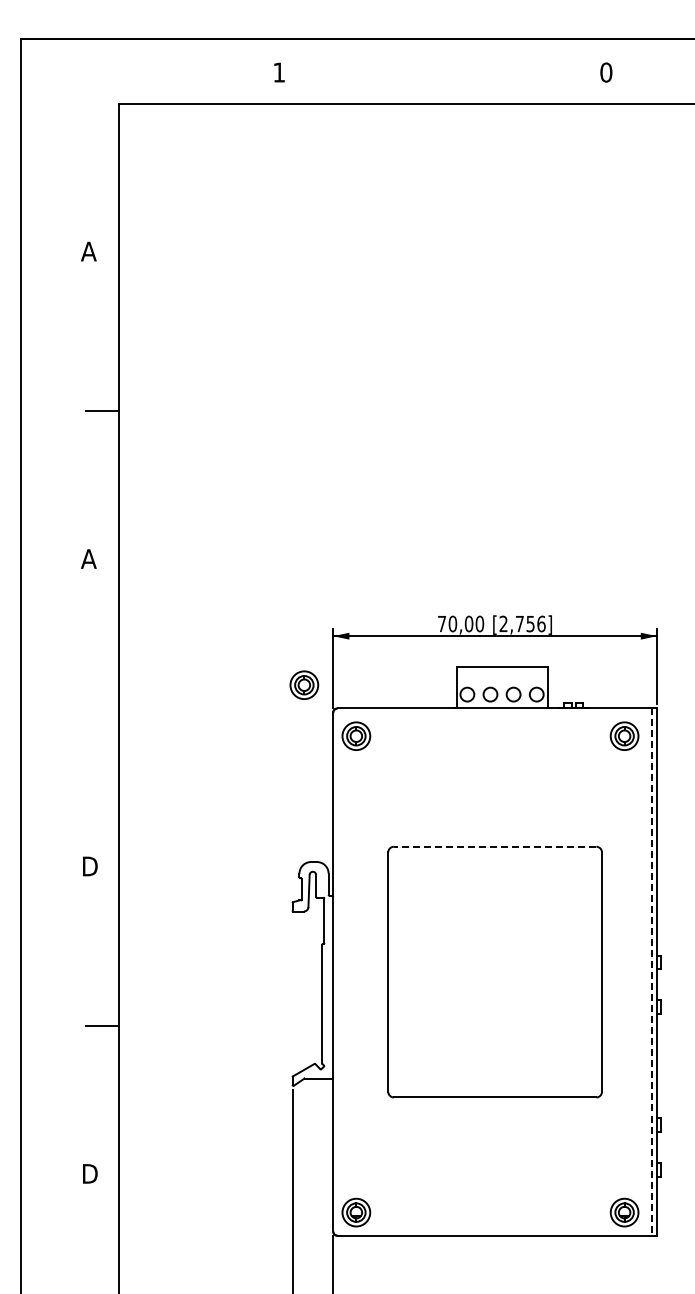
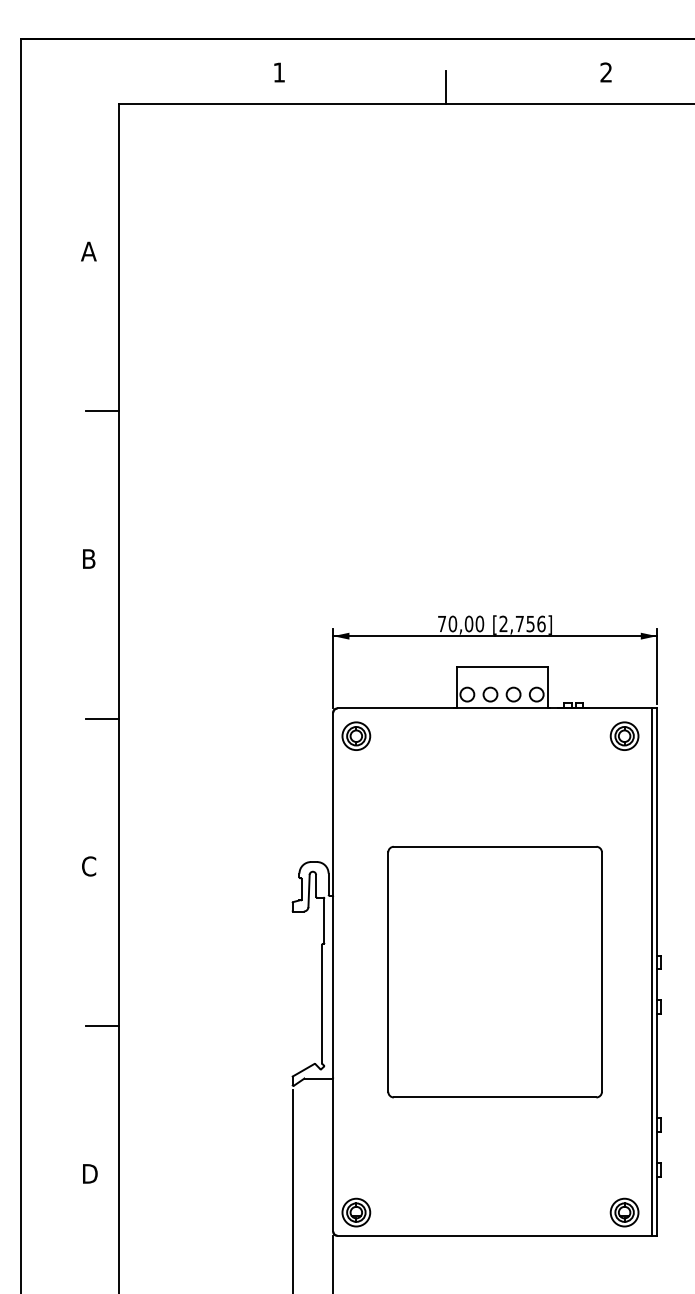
text: 0 -> 2 (606, 72)
line: none -> present (446, 87)
text: A -> B (88, 558)
part: present -> none (304, 684)
line: none -> present (102, 718)
line: dashed -> solid (494, 846)
text: D -> C (89, 866)
line: dashed -> solid (652, 972)
